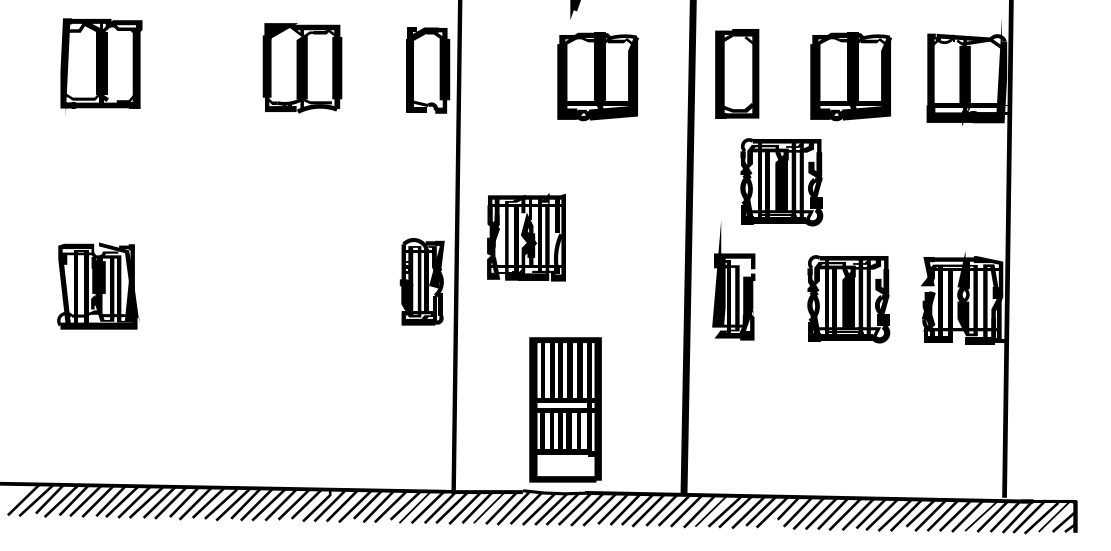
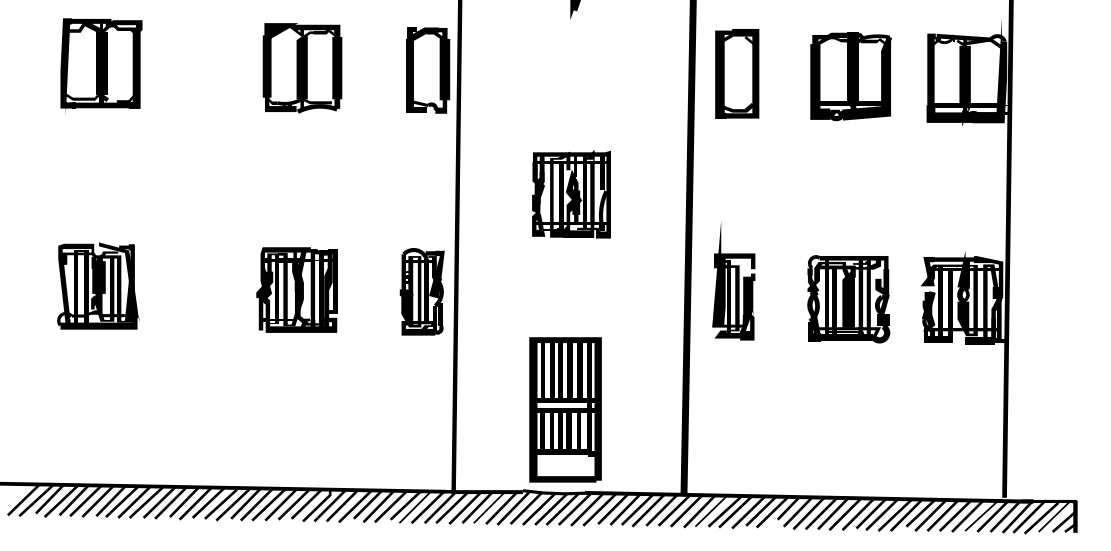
part: present -> none (597, 76)
part: present -> none (781, 182)
part position: (526, 237) -> (571, 194) (571, 194)
part position: (421, 281) -> (421, 291) (421, 291)
part: none -> present (296, 289)
